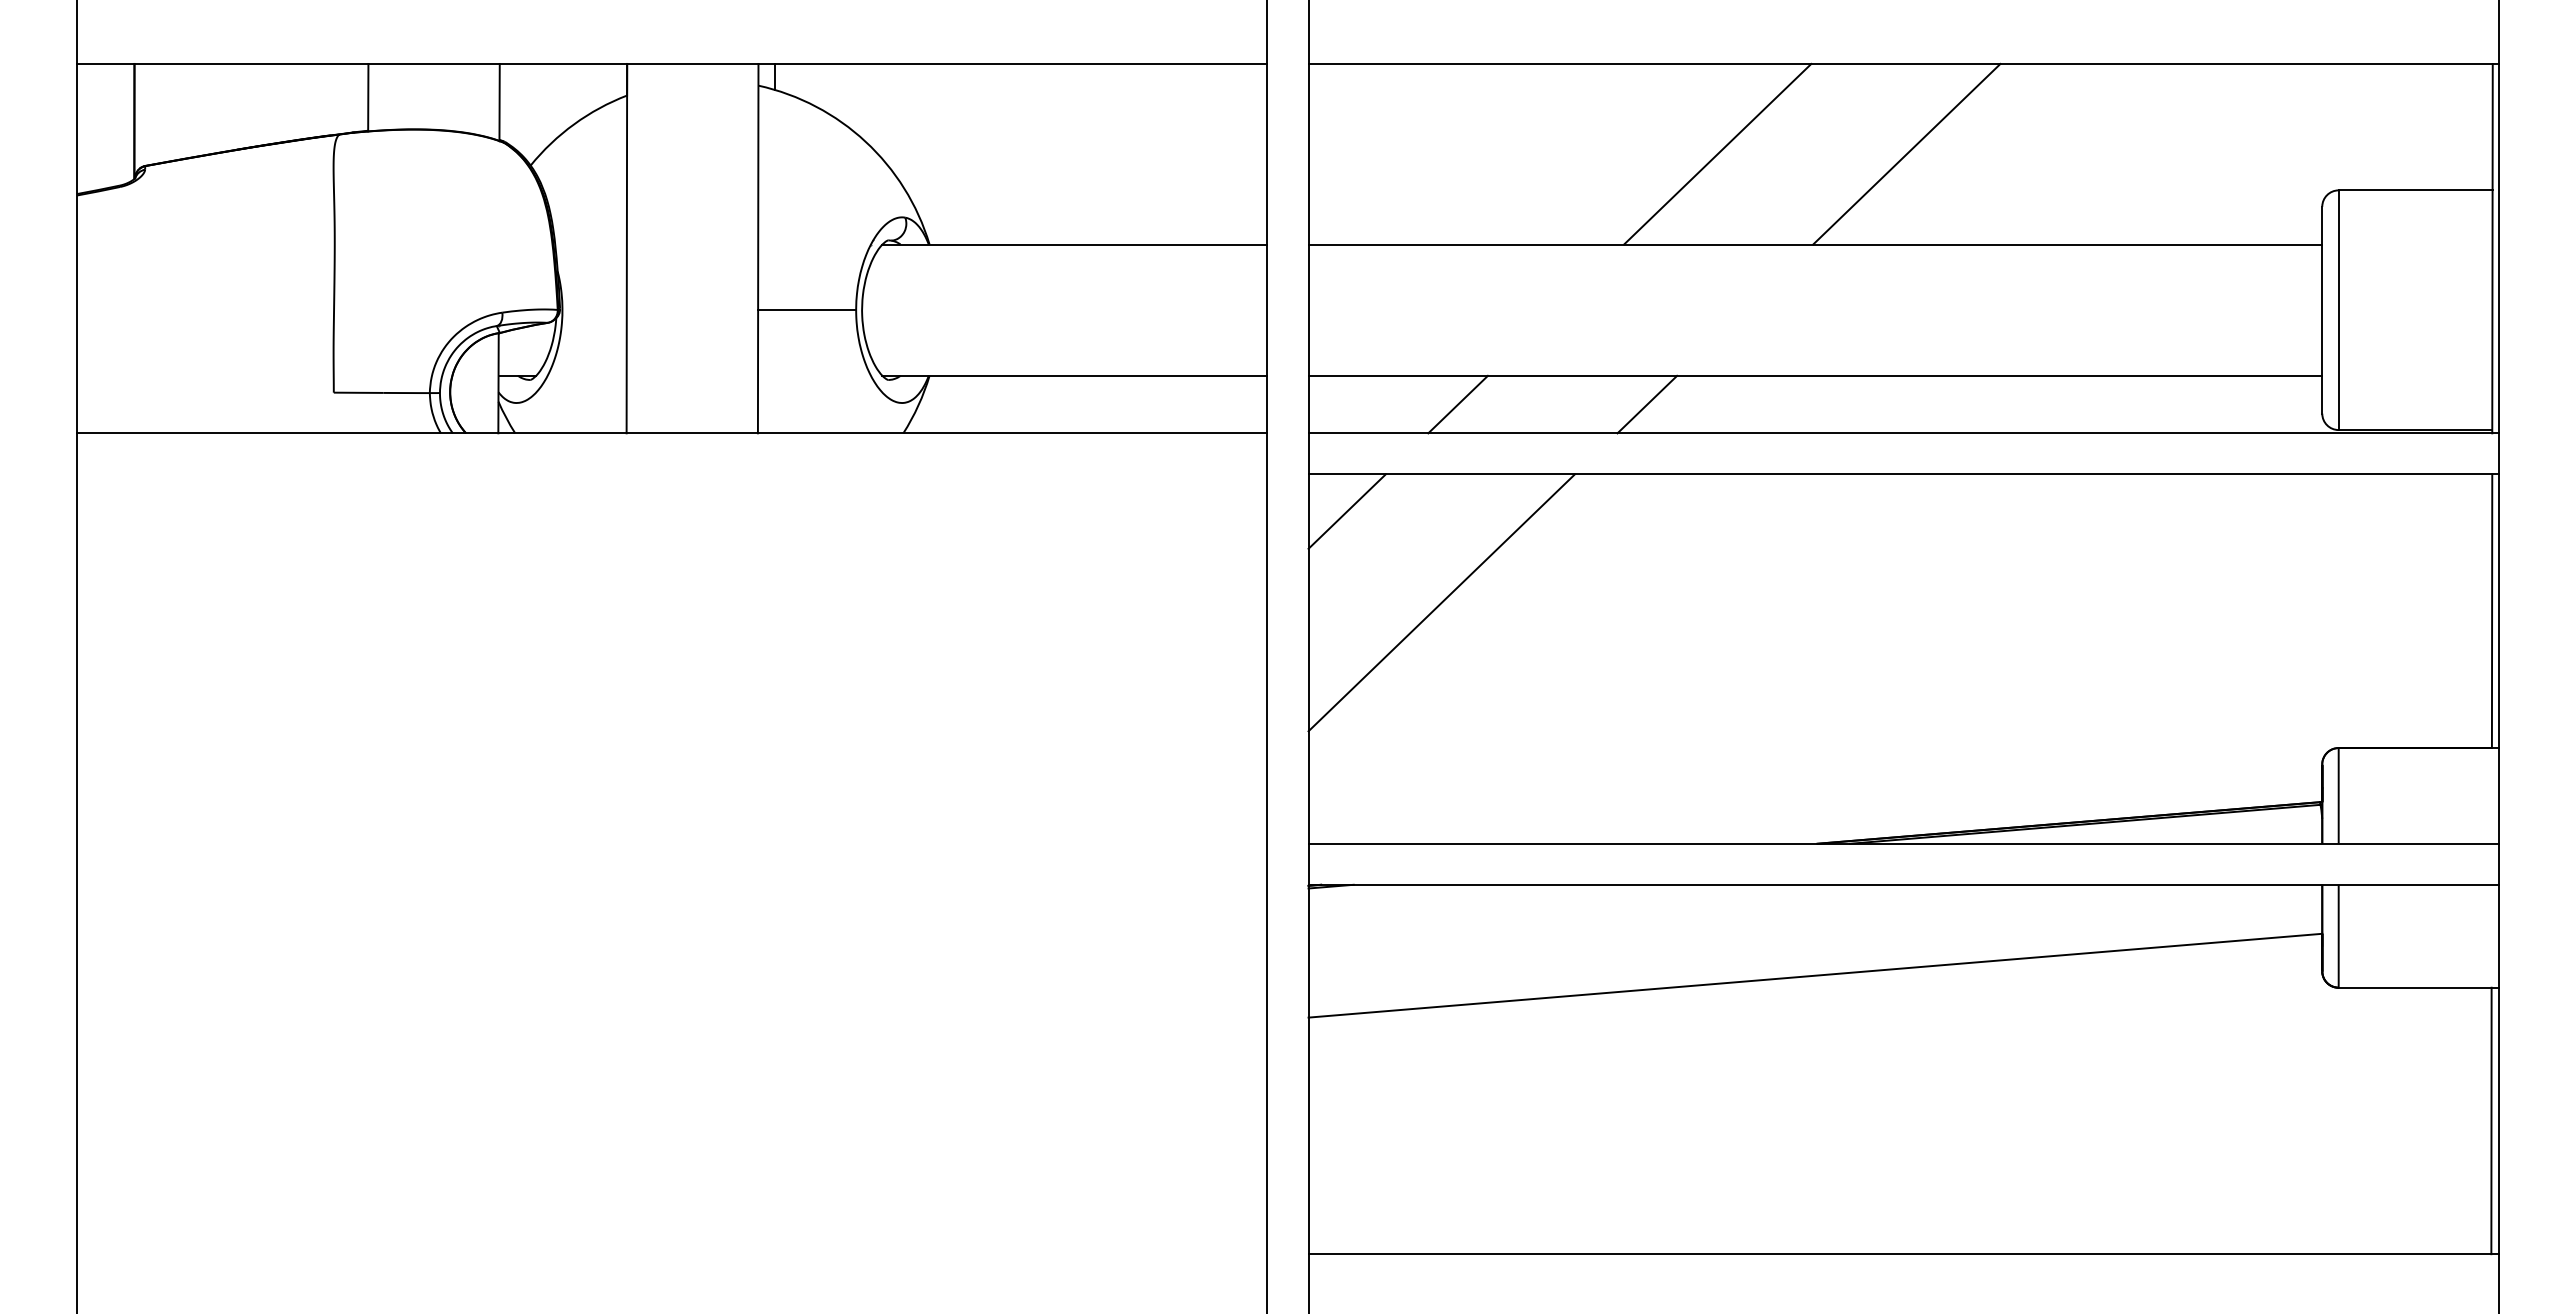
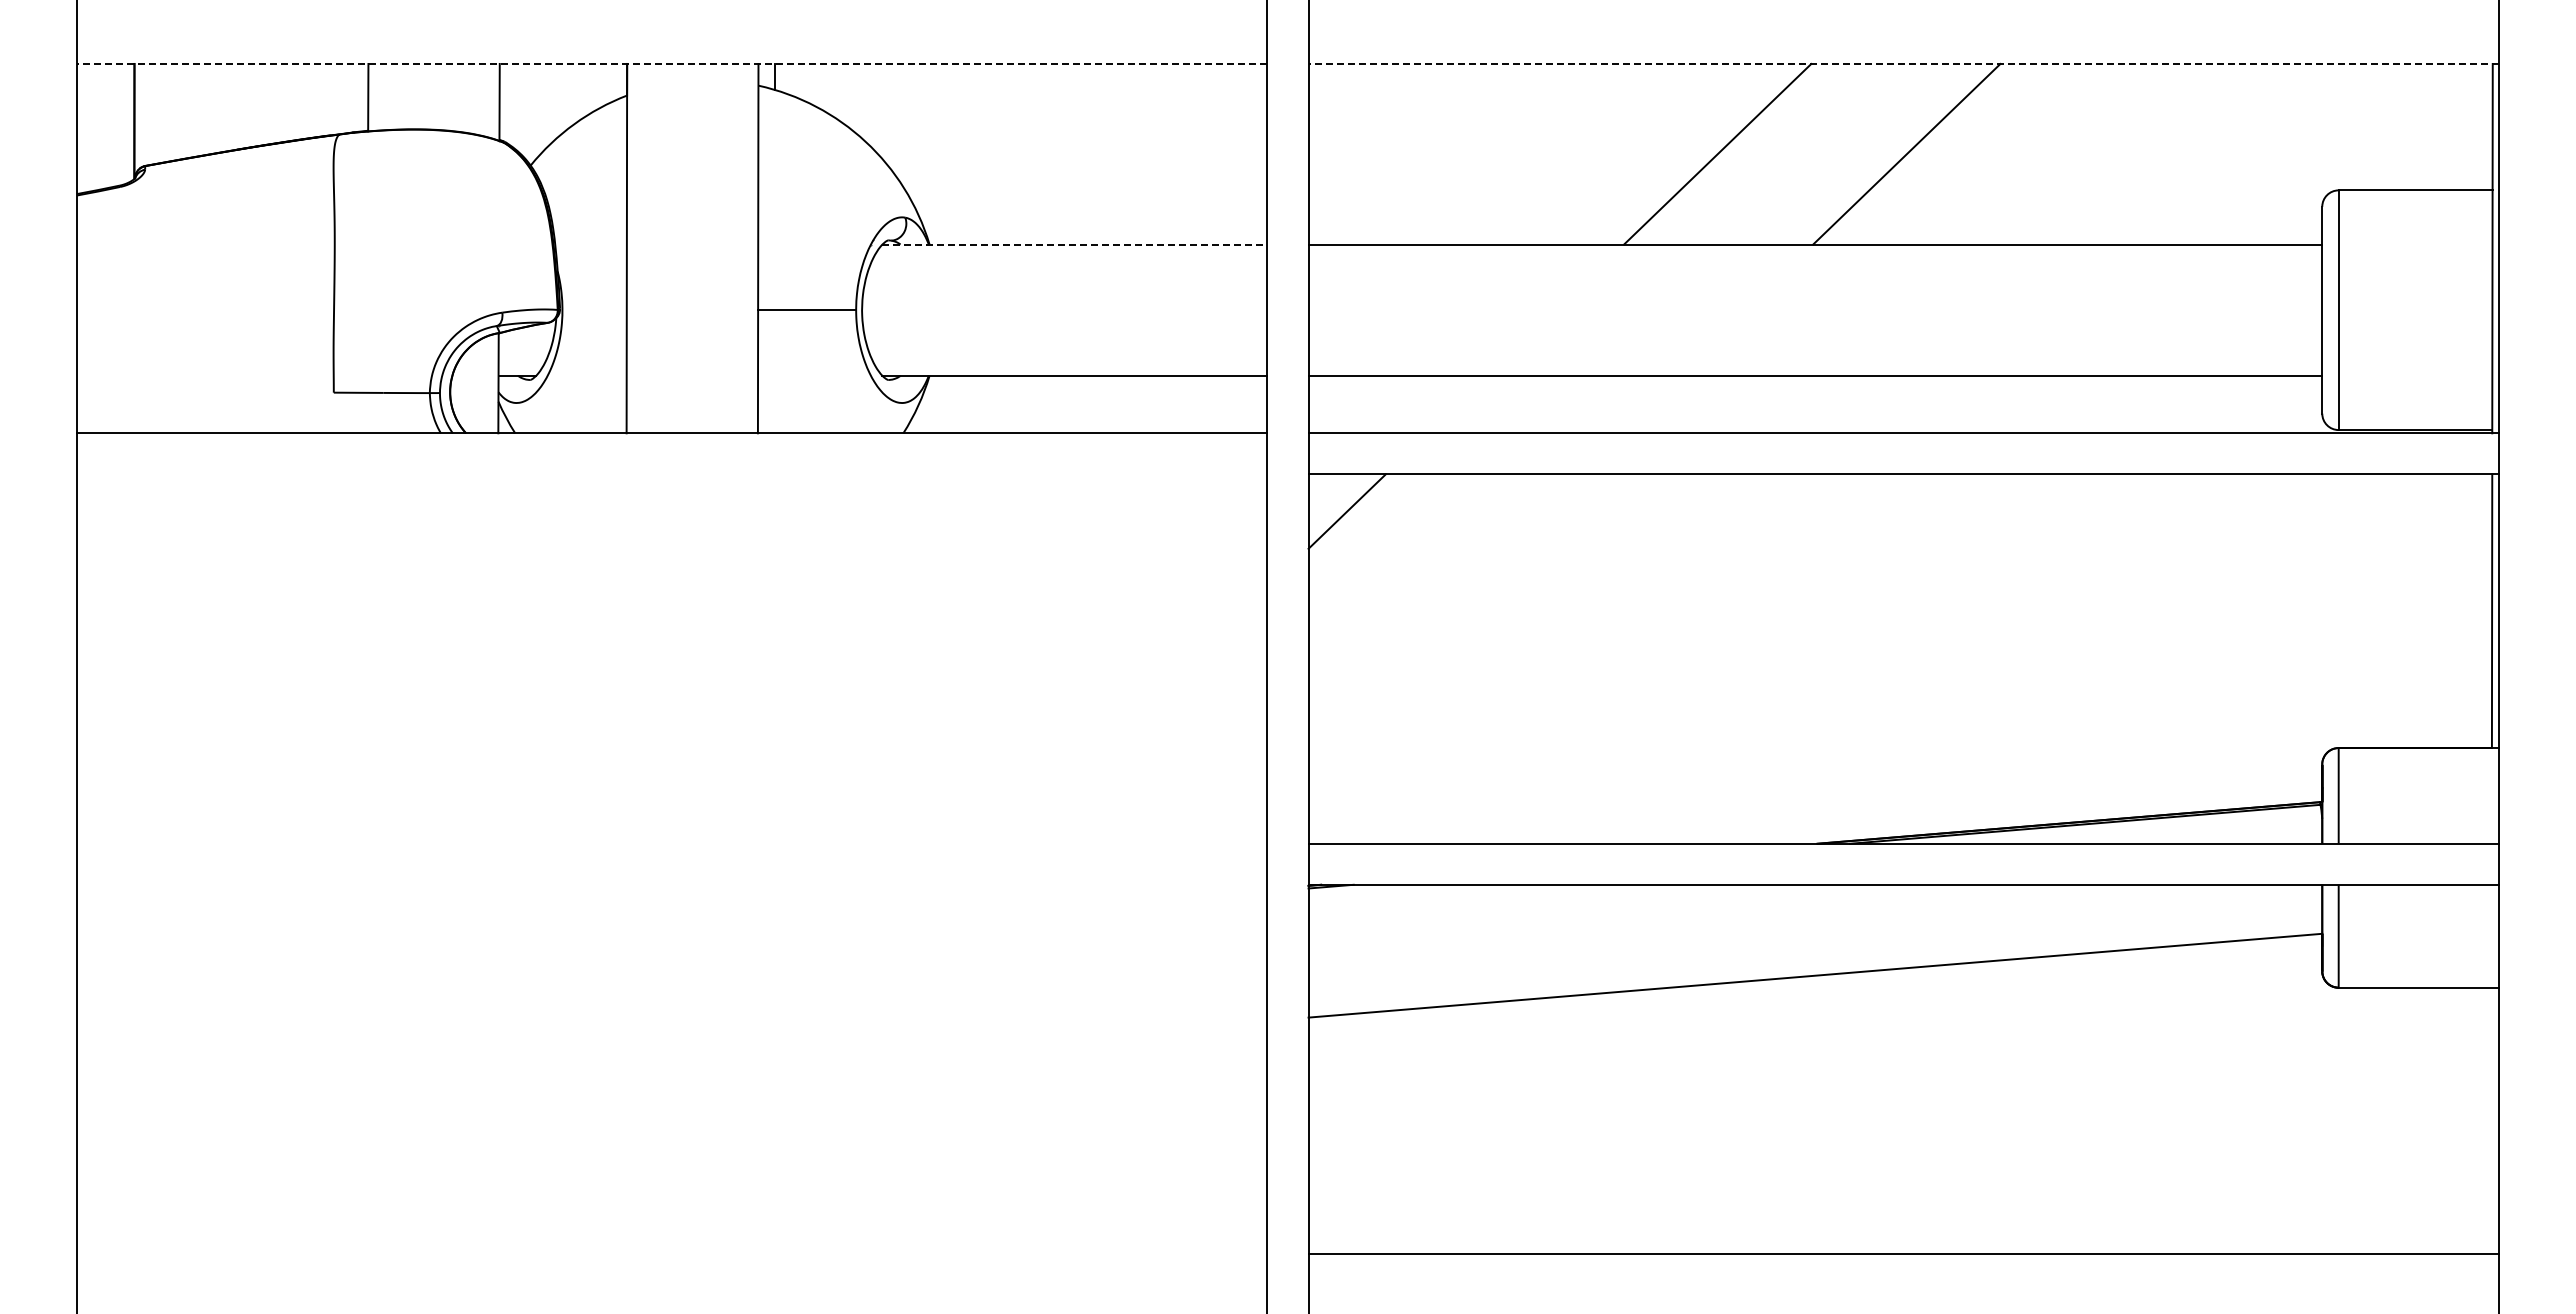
line: solid -> dashed (671, 63)
line: solid -> dashed (1903, 63)
line: solid -> dashed (1074, 244)
line: present -> none (1457, 404)
line: present -> none (1647, 404)
line: present -> none (1441, 602)
line: present -> none (2491, 1120)
